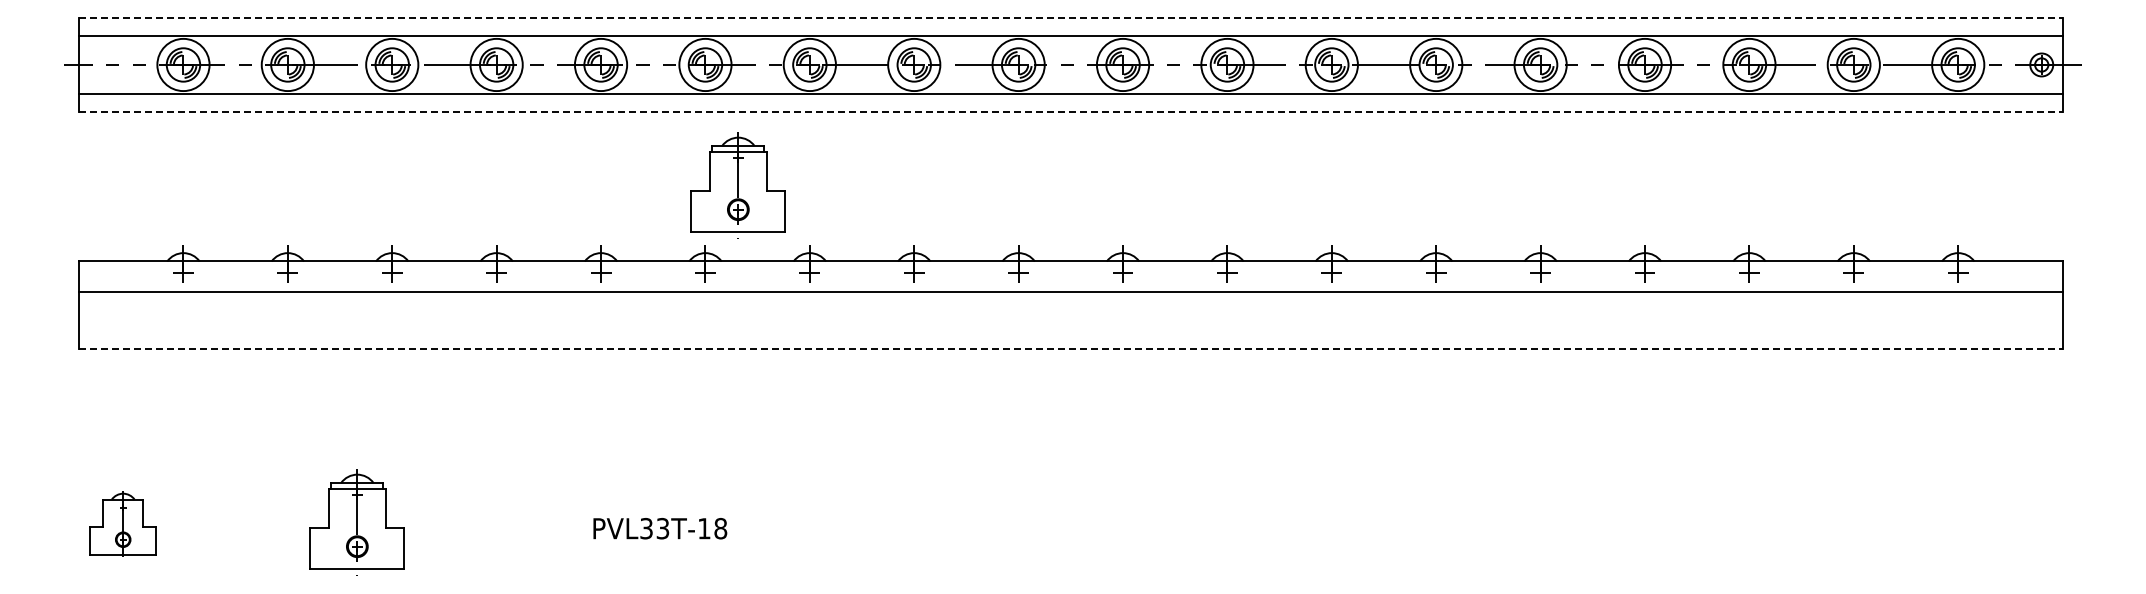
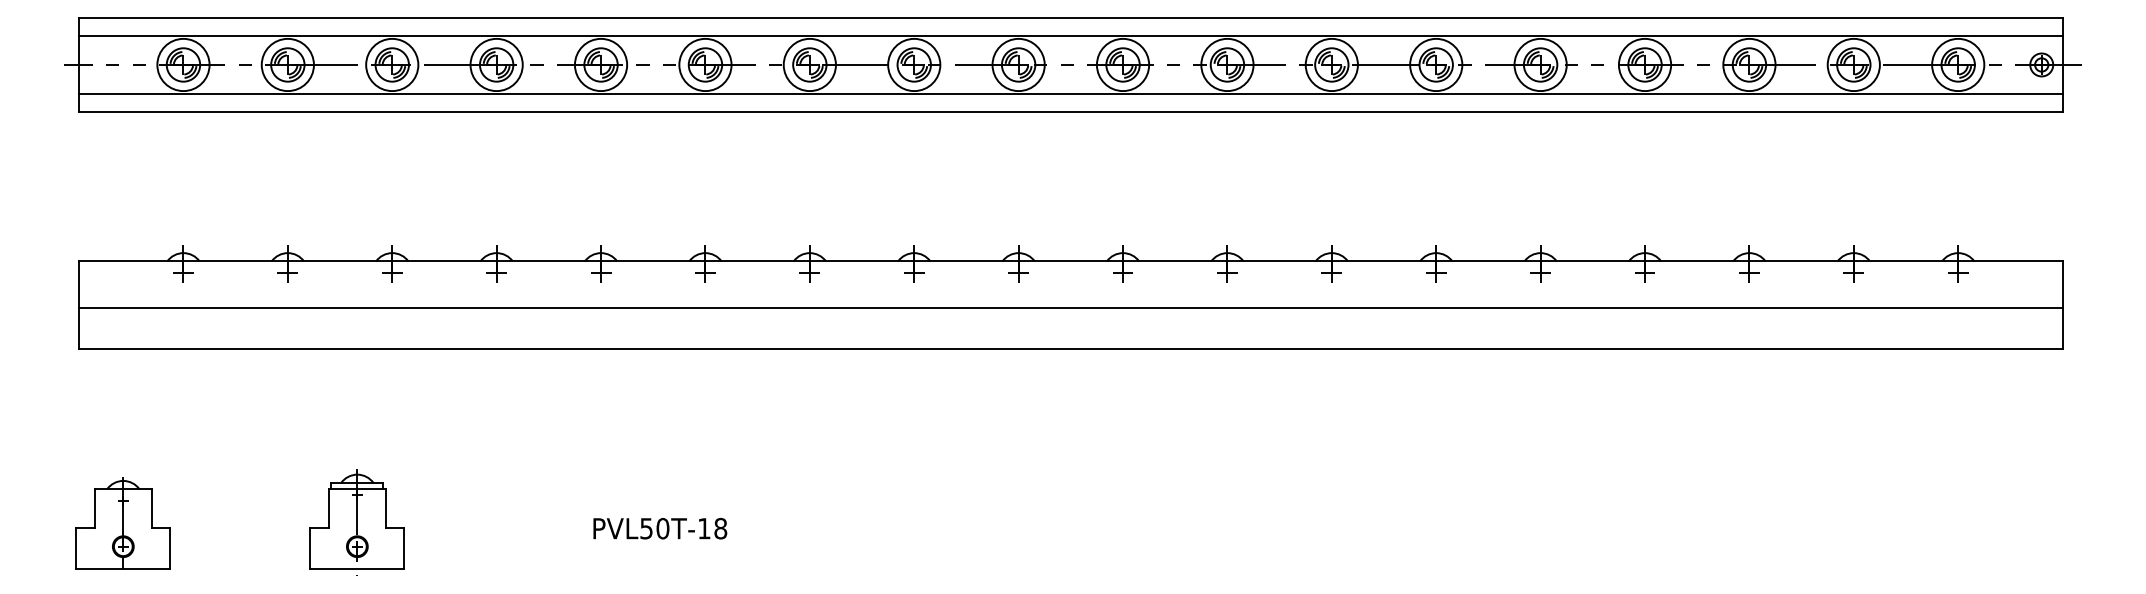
line: dashed -> solid (1070, 18)
line: dashed -> solid (1070, 111)
part: present -> none (737, 185)
line position: (1070, 292) -> (1070, 308) (1070, 308)
line: dashed -> solid (1070, 349)
part size: 68x66 px -> 96x93 px (122, 523)
text: PVL33T-18 -> PVL50T-18 (655, 528)
